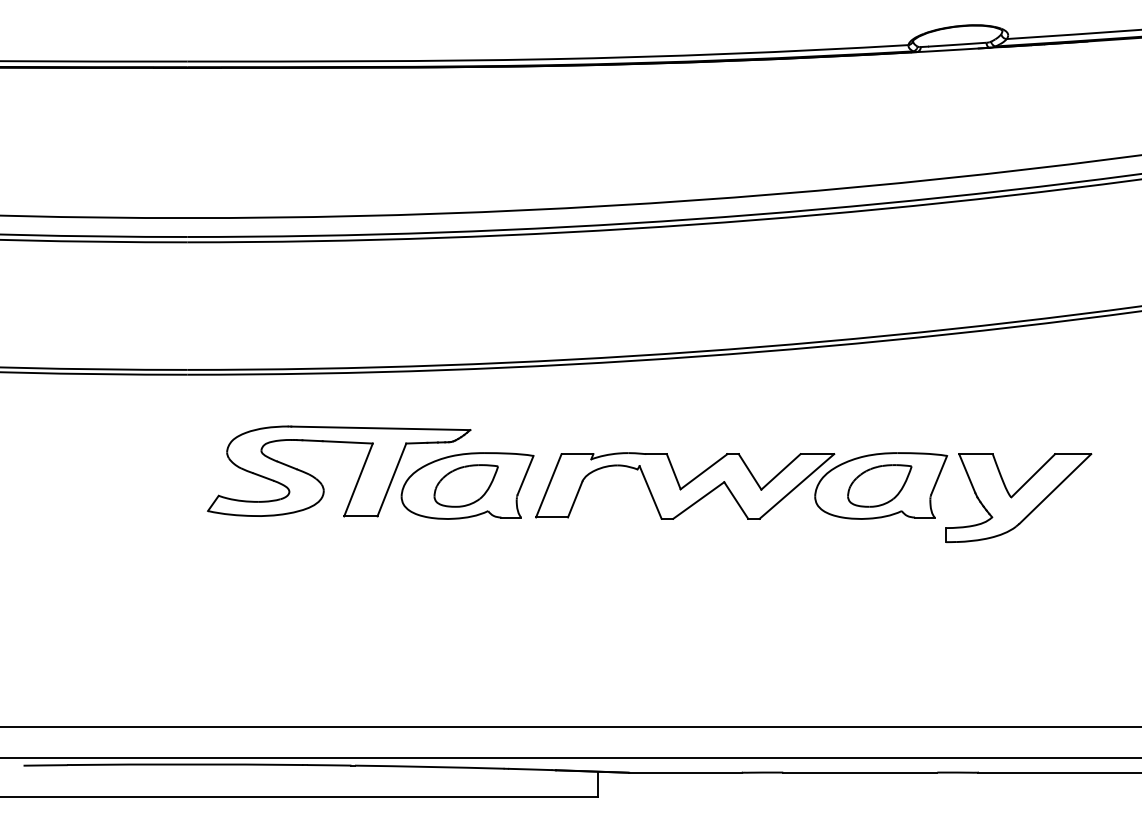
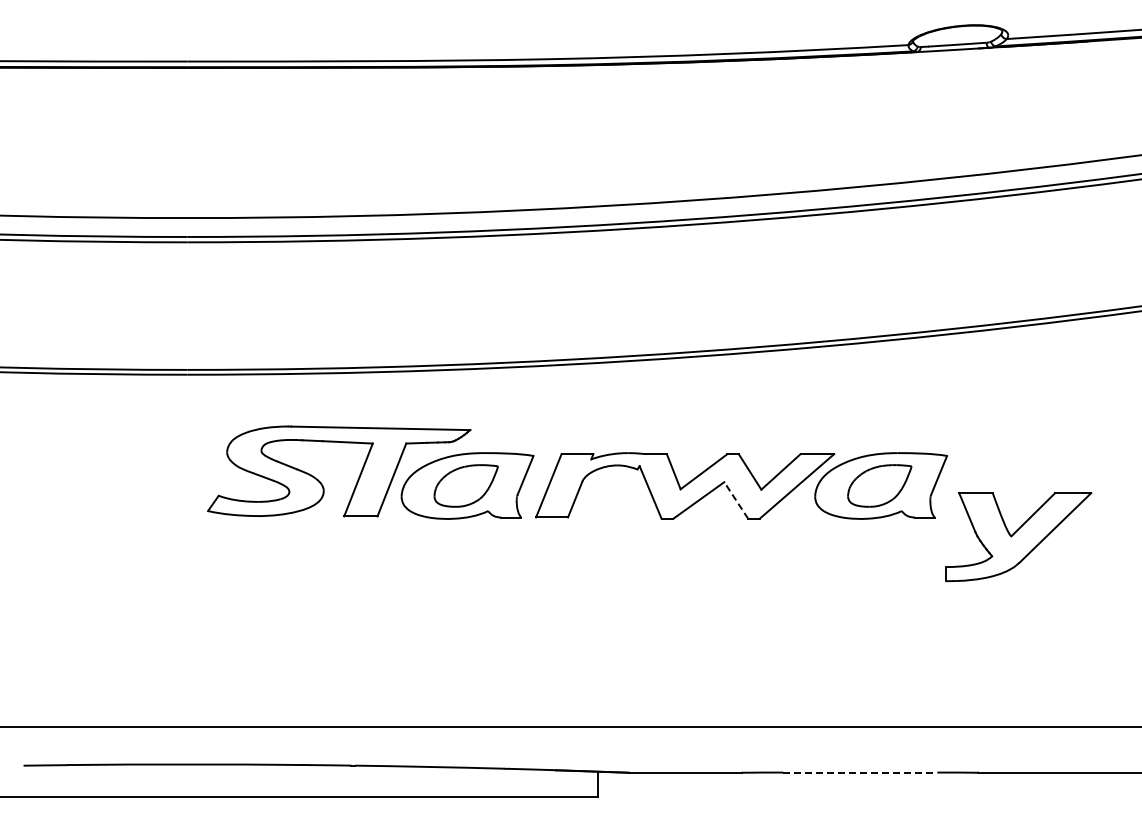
part position: (1018, 497) -> (1018, 536) (1018, 536)
line: solid -> dashed (736, 500)
line: present -> none (570, 758)
line: solid -> dashed (860, 772)
